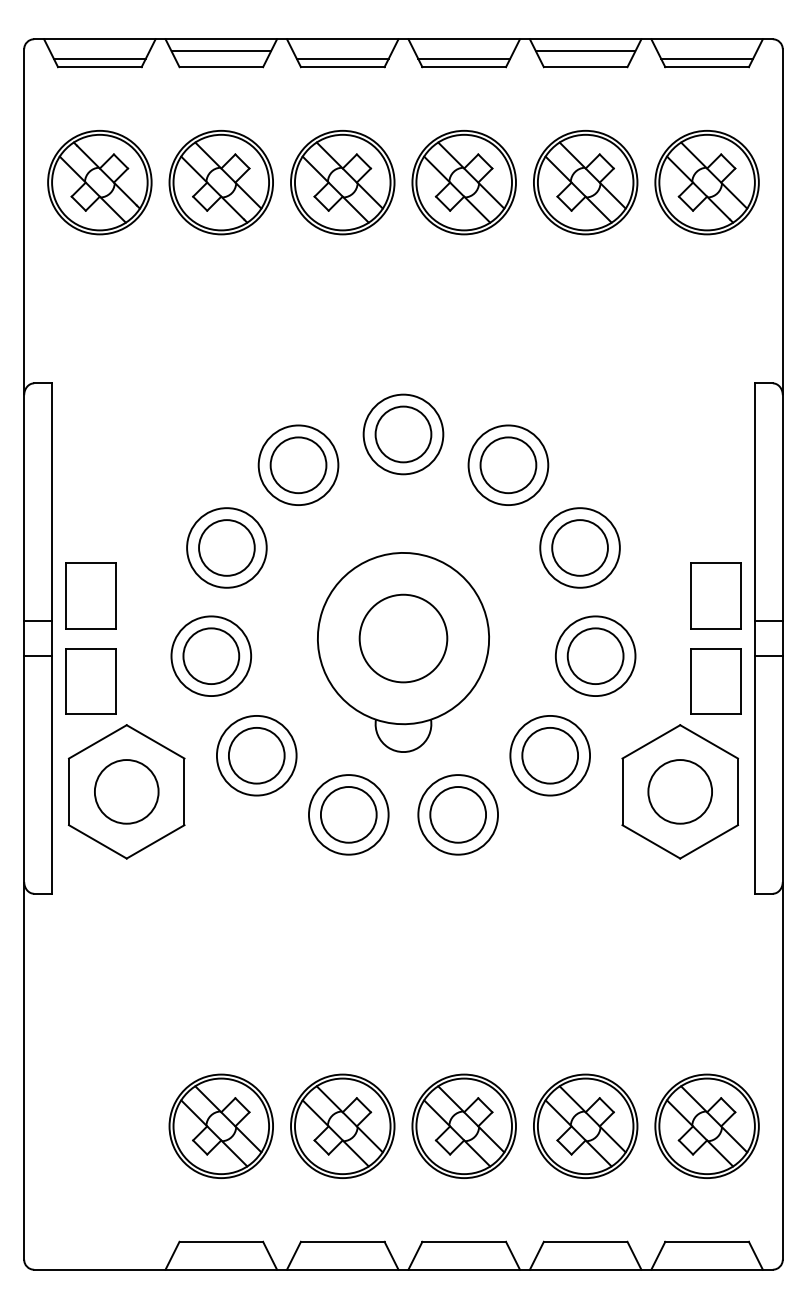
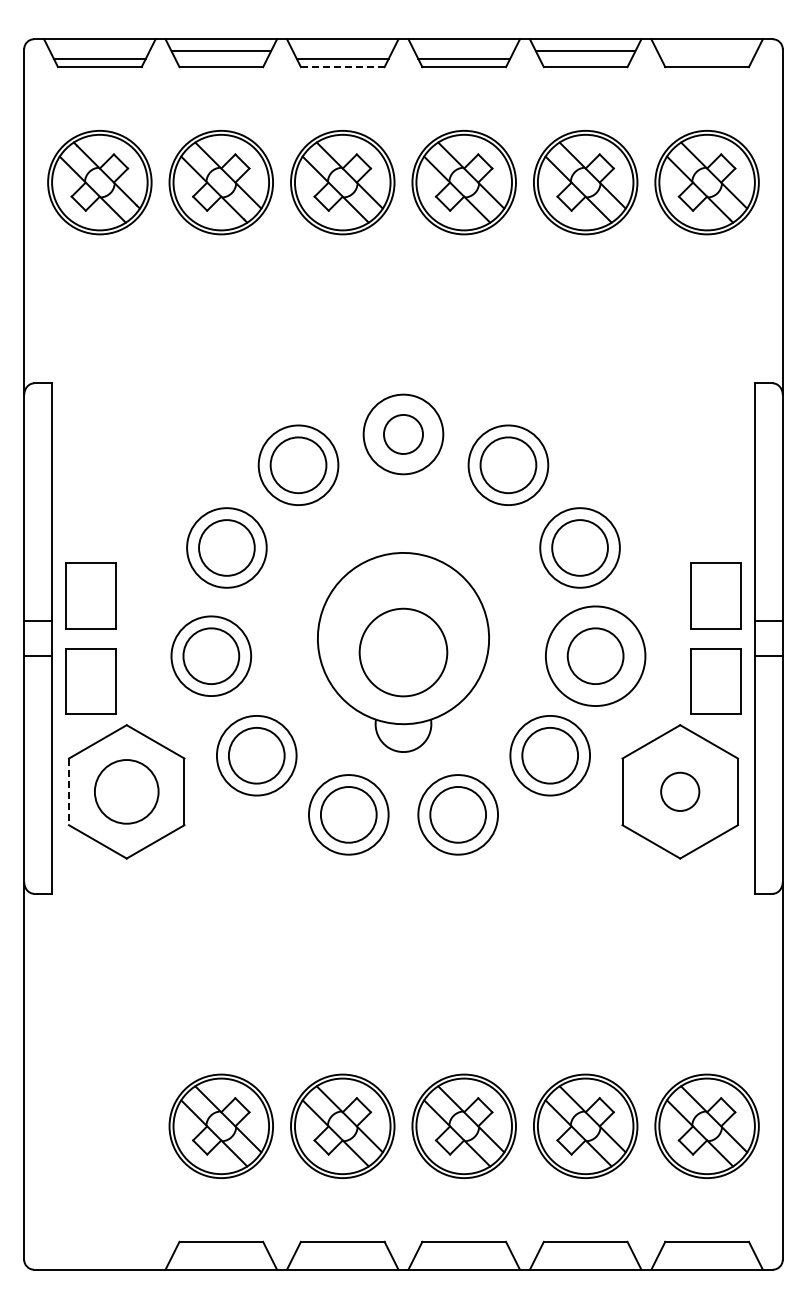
line: present -> none (706, 59)
line: solid -> dashed (342, 67)
circle diameter: 56 px -> 39 px (403, 433)
circle position: (403, 638) -> (403, 652) (403, 652)
circle diameter: 80 px -> 100 px (595, 656)
circle diameter: 64 px -> 38 px (680, 791)
line: solid -> dashed (69, 792)
